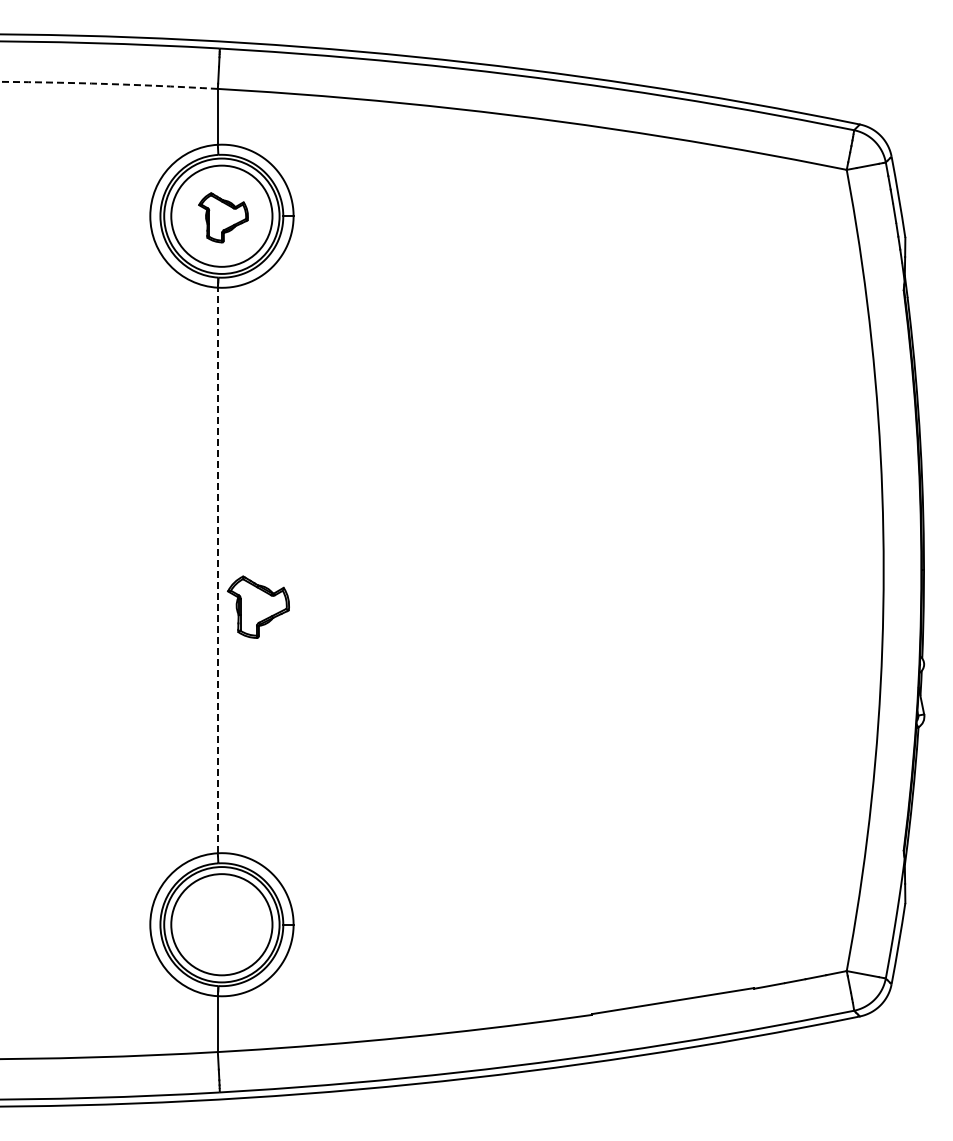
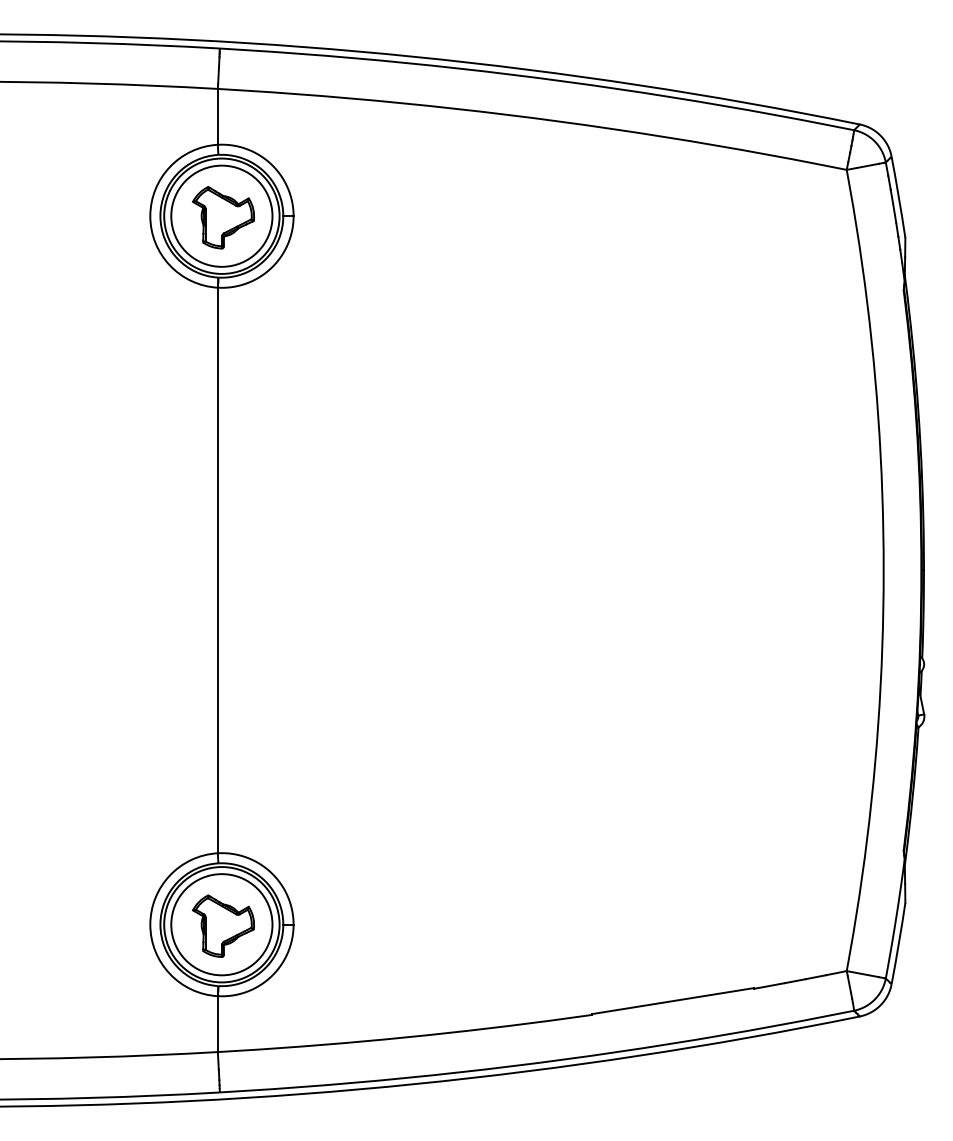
arc: dashed -> solid (108, 84)
part size: 51x52 px -> 63x64 px (223, 217)
line: dashed -> solid (217, 570)
part position: (258, 606) -> (223, 925) (223, 925)
